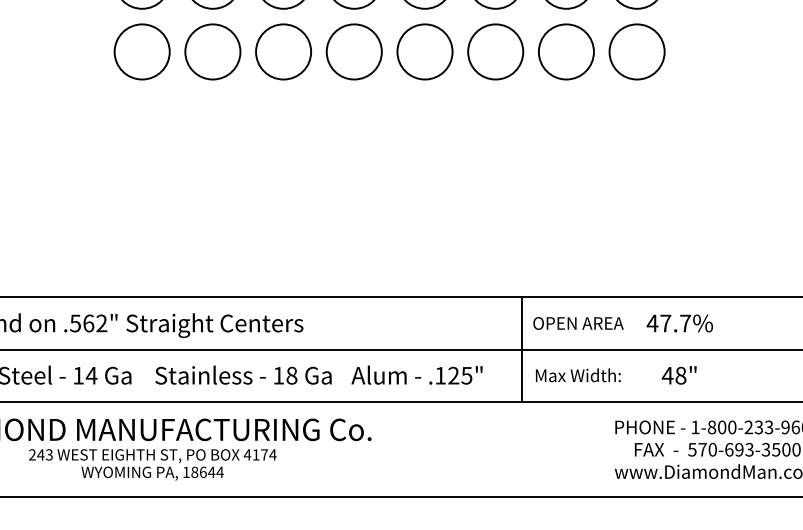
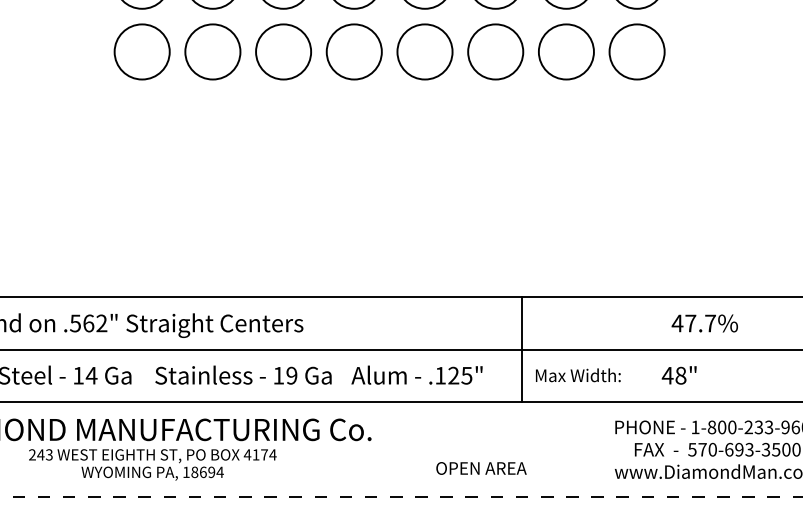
text position: (578, 323) -> (481, 468) (481, 468)
text position: (679, 323) -> (704, 323) (704, 323)
text: 18 -> 19 (291, 375)
text: 18644 -> 18694 (211, 472)
line: solid -> dashed (401, 496)
